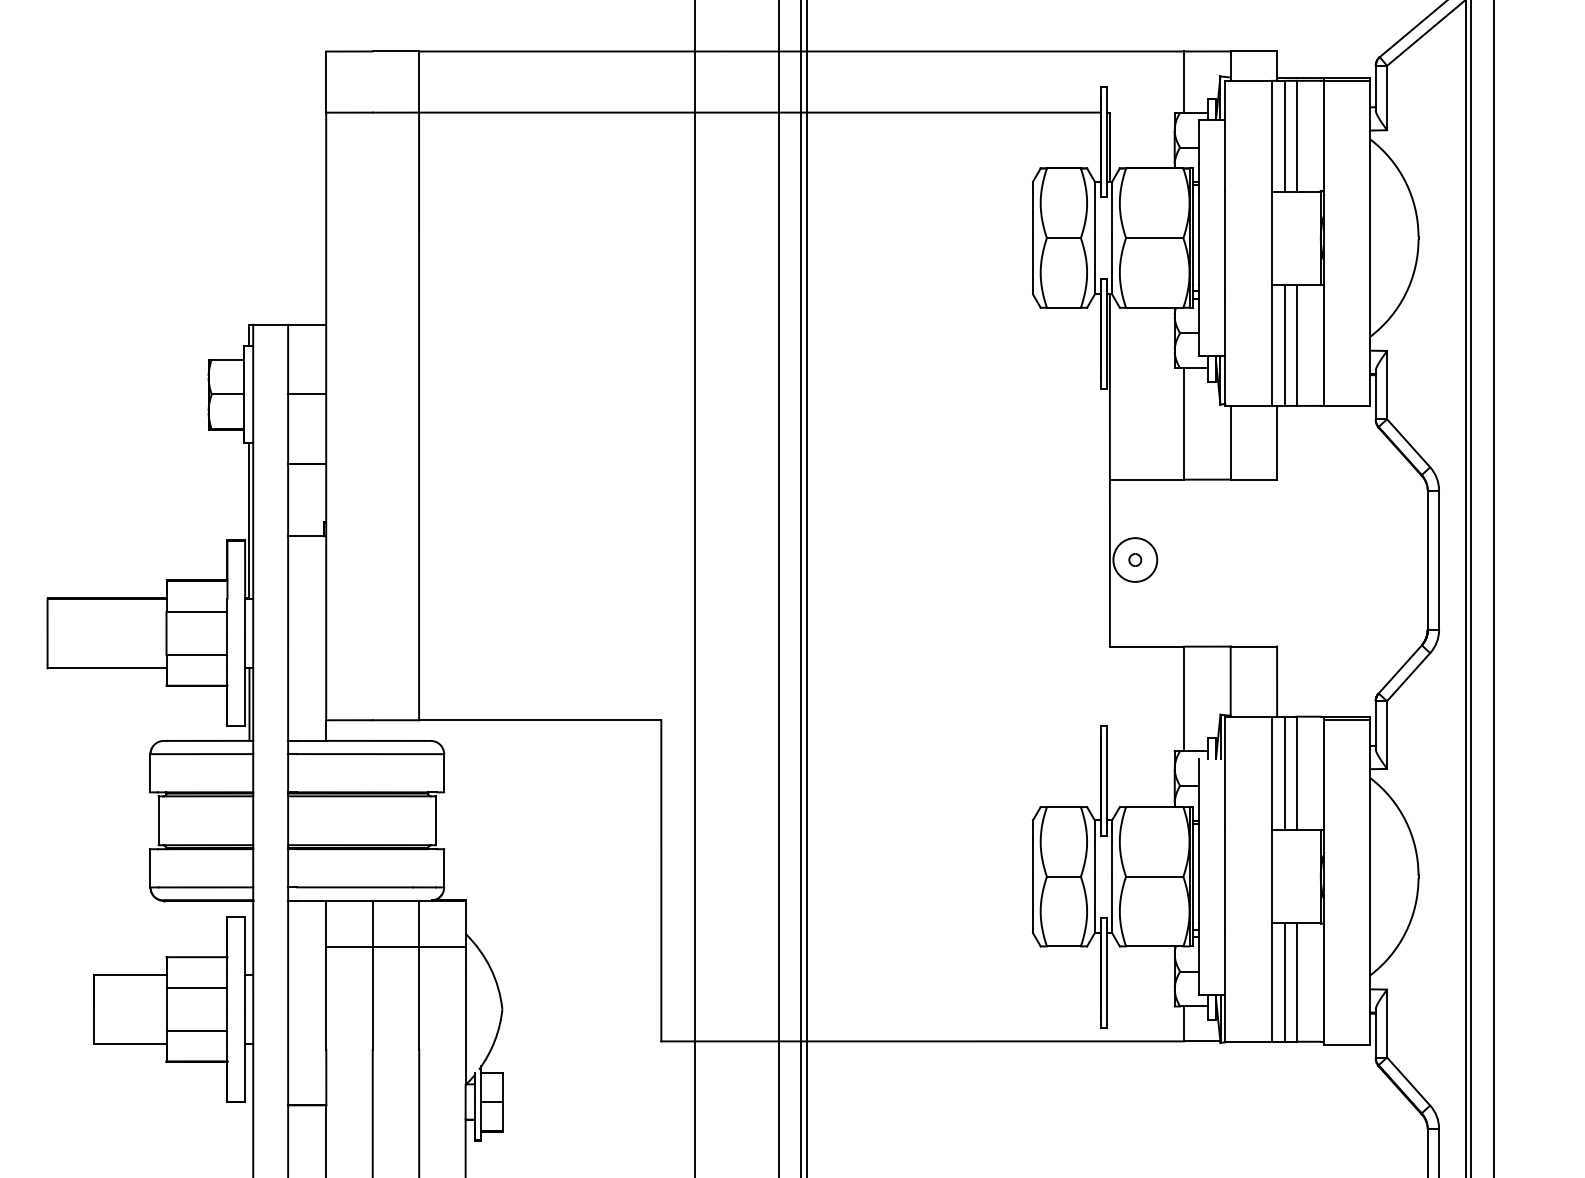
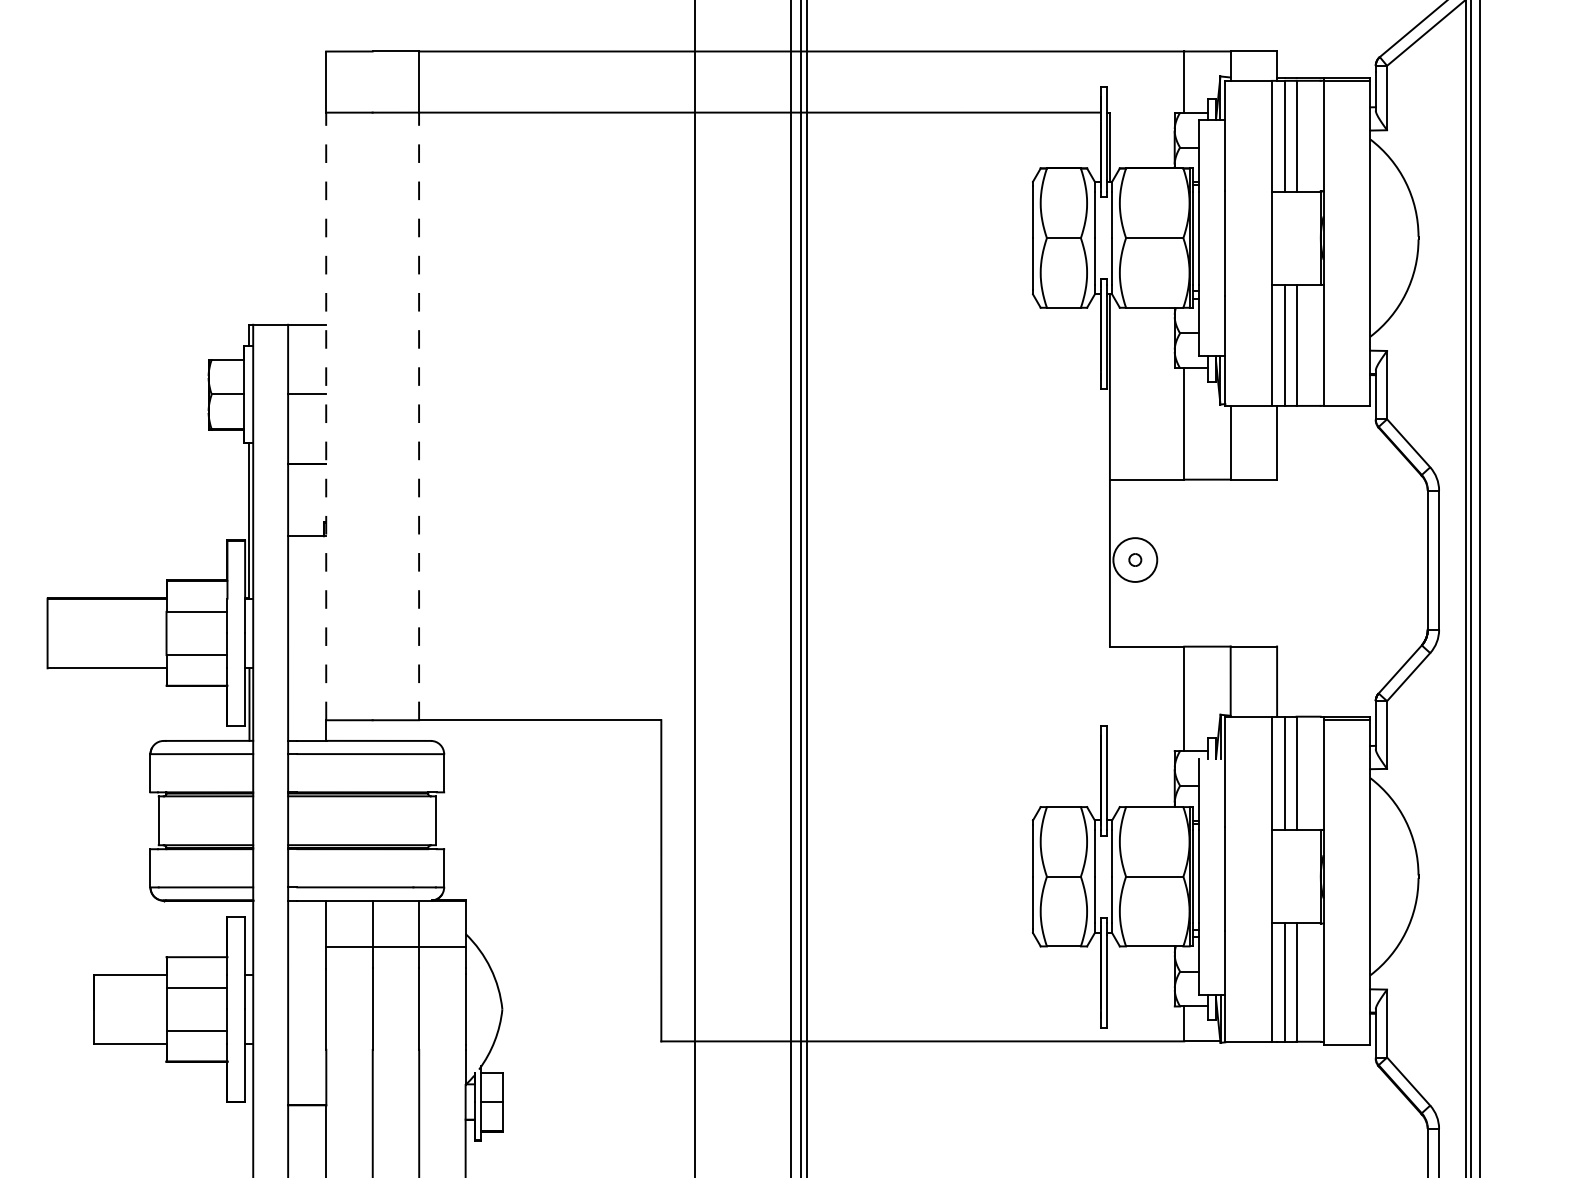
line: solid -> dashed (326, 416)
line: solid -> dashed (419, 416)
line position: (778, 588) -> (790, 588) (790, 588)
line position: (1493, 588) -> (1479, 588) (1479, 588)
